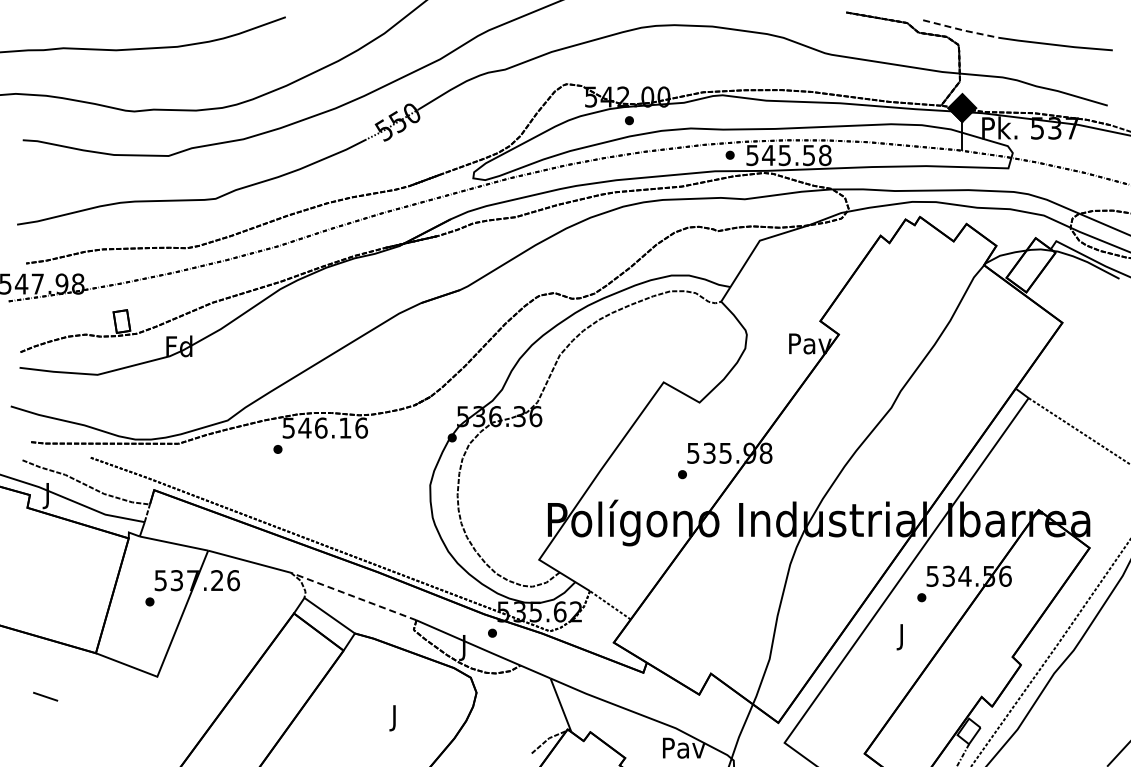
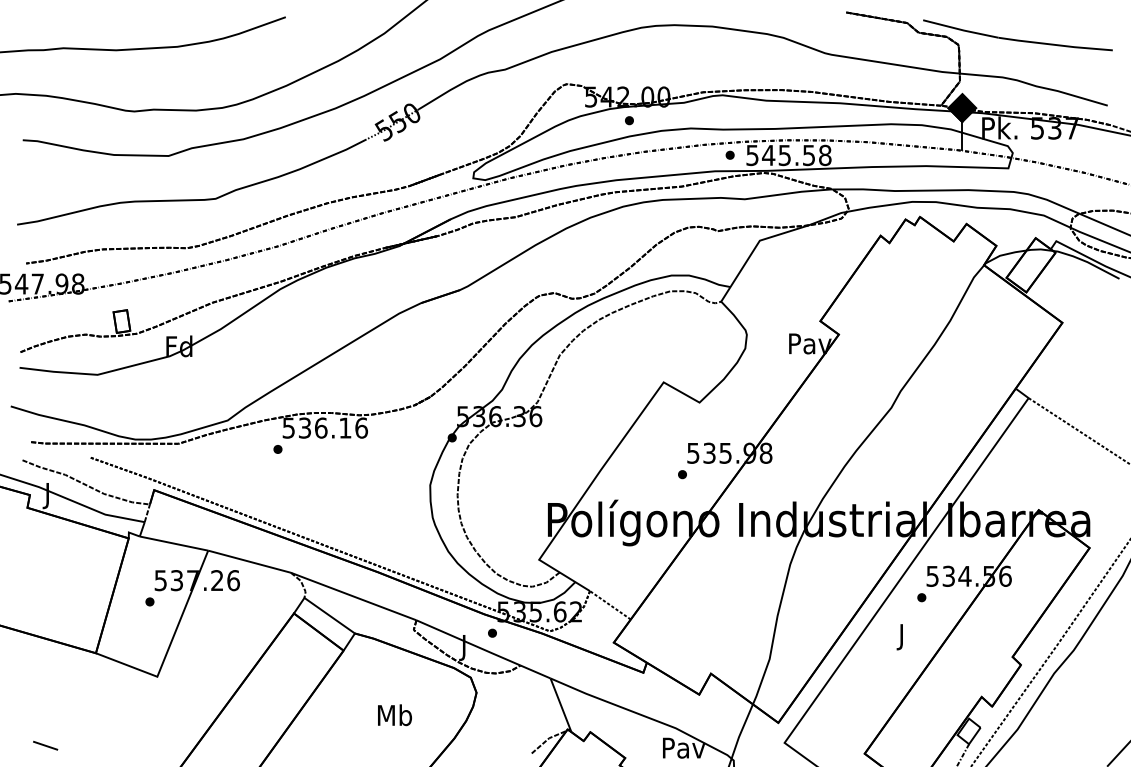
line: dashed -> solid (961, 29)
text: 546.16 -> 536.16 (304, 427)
line: dashed -> solid (353, 596)
line position: (45, 696) -> (45, 745) (45, 745)
text: J -> Mb (395, 717)
